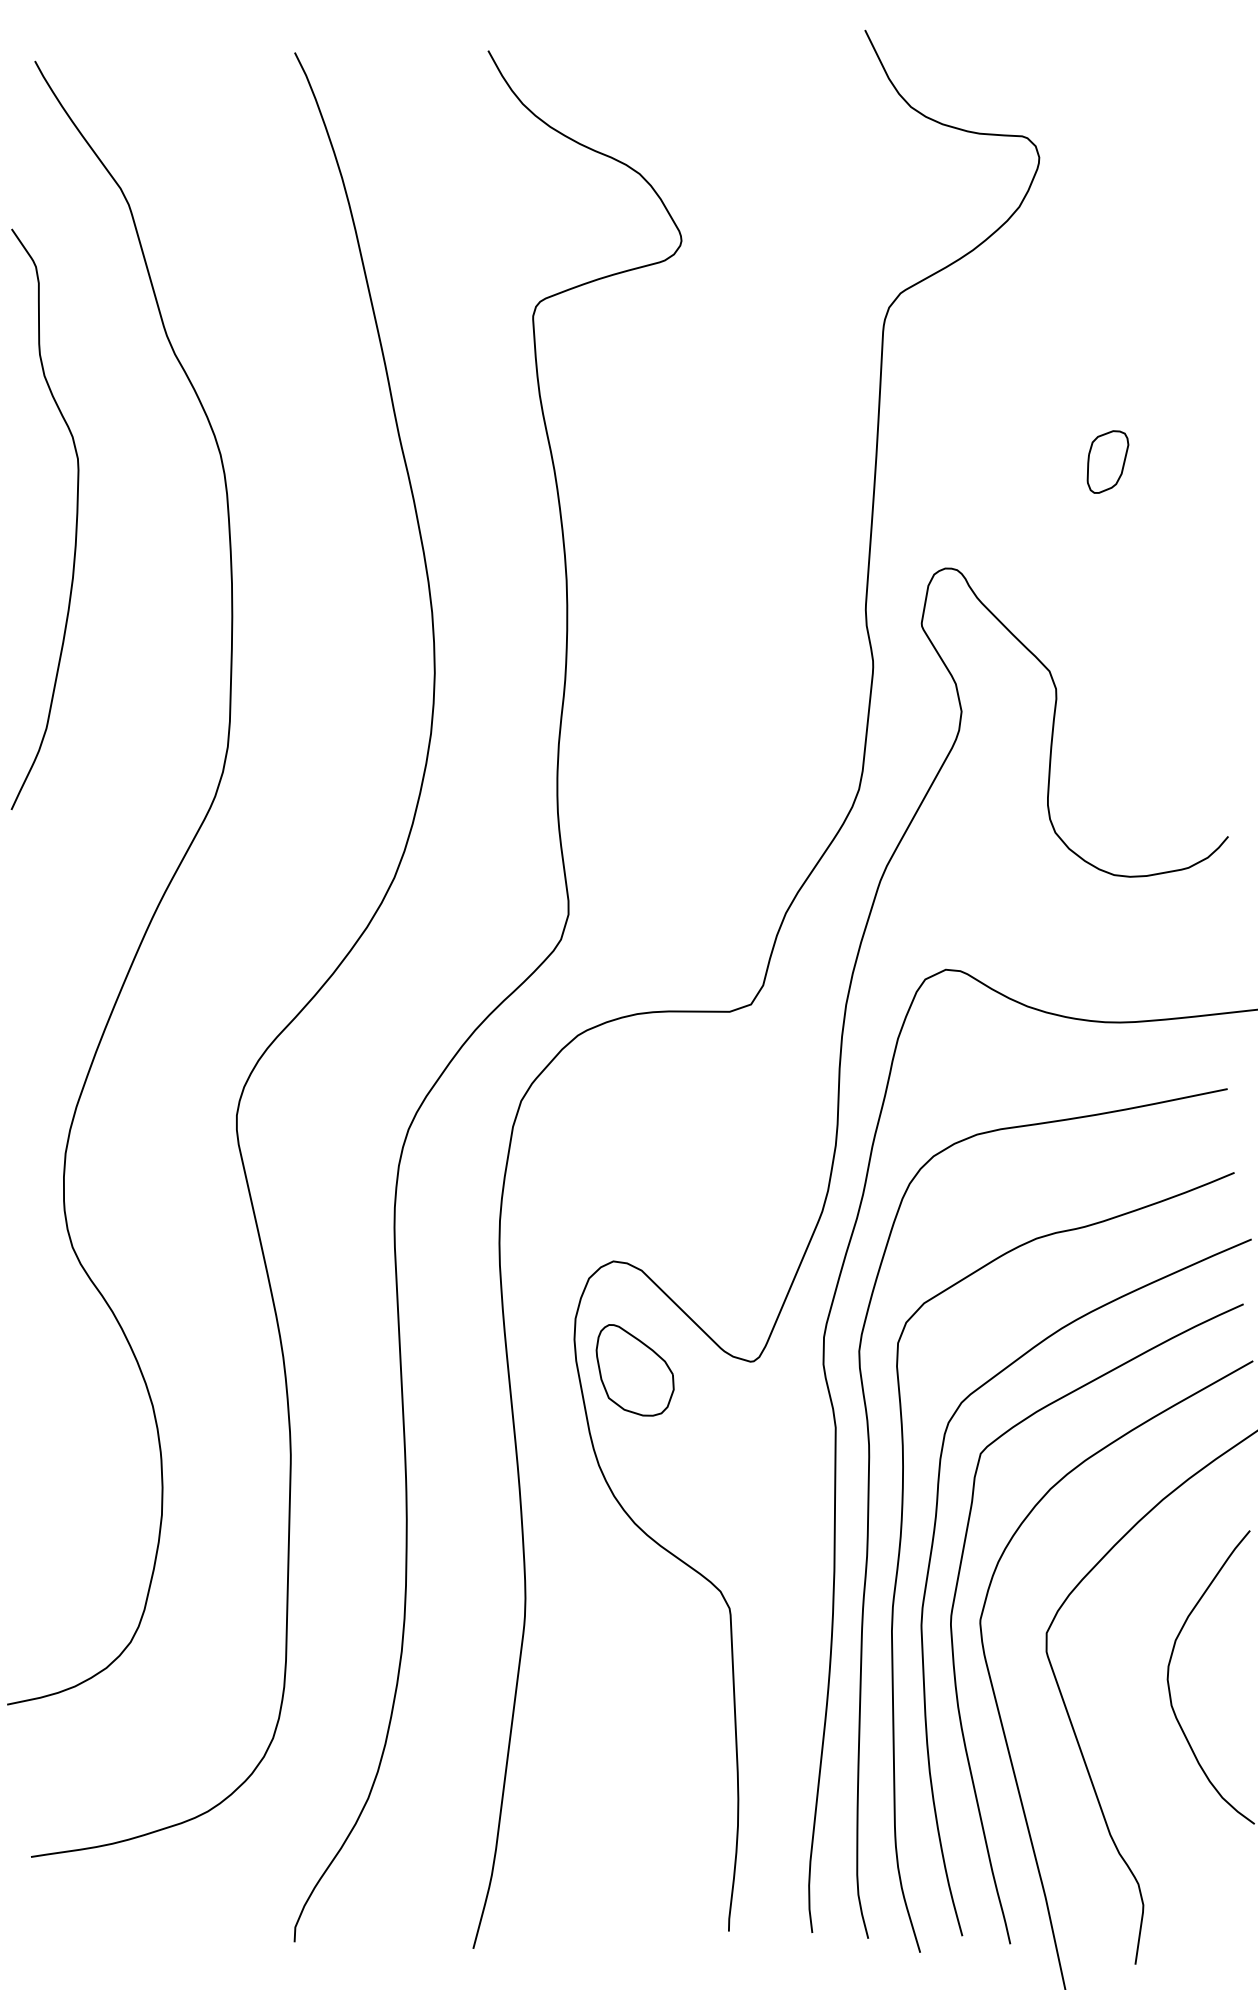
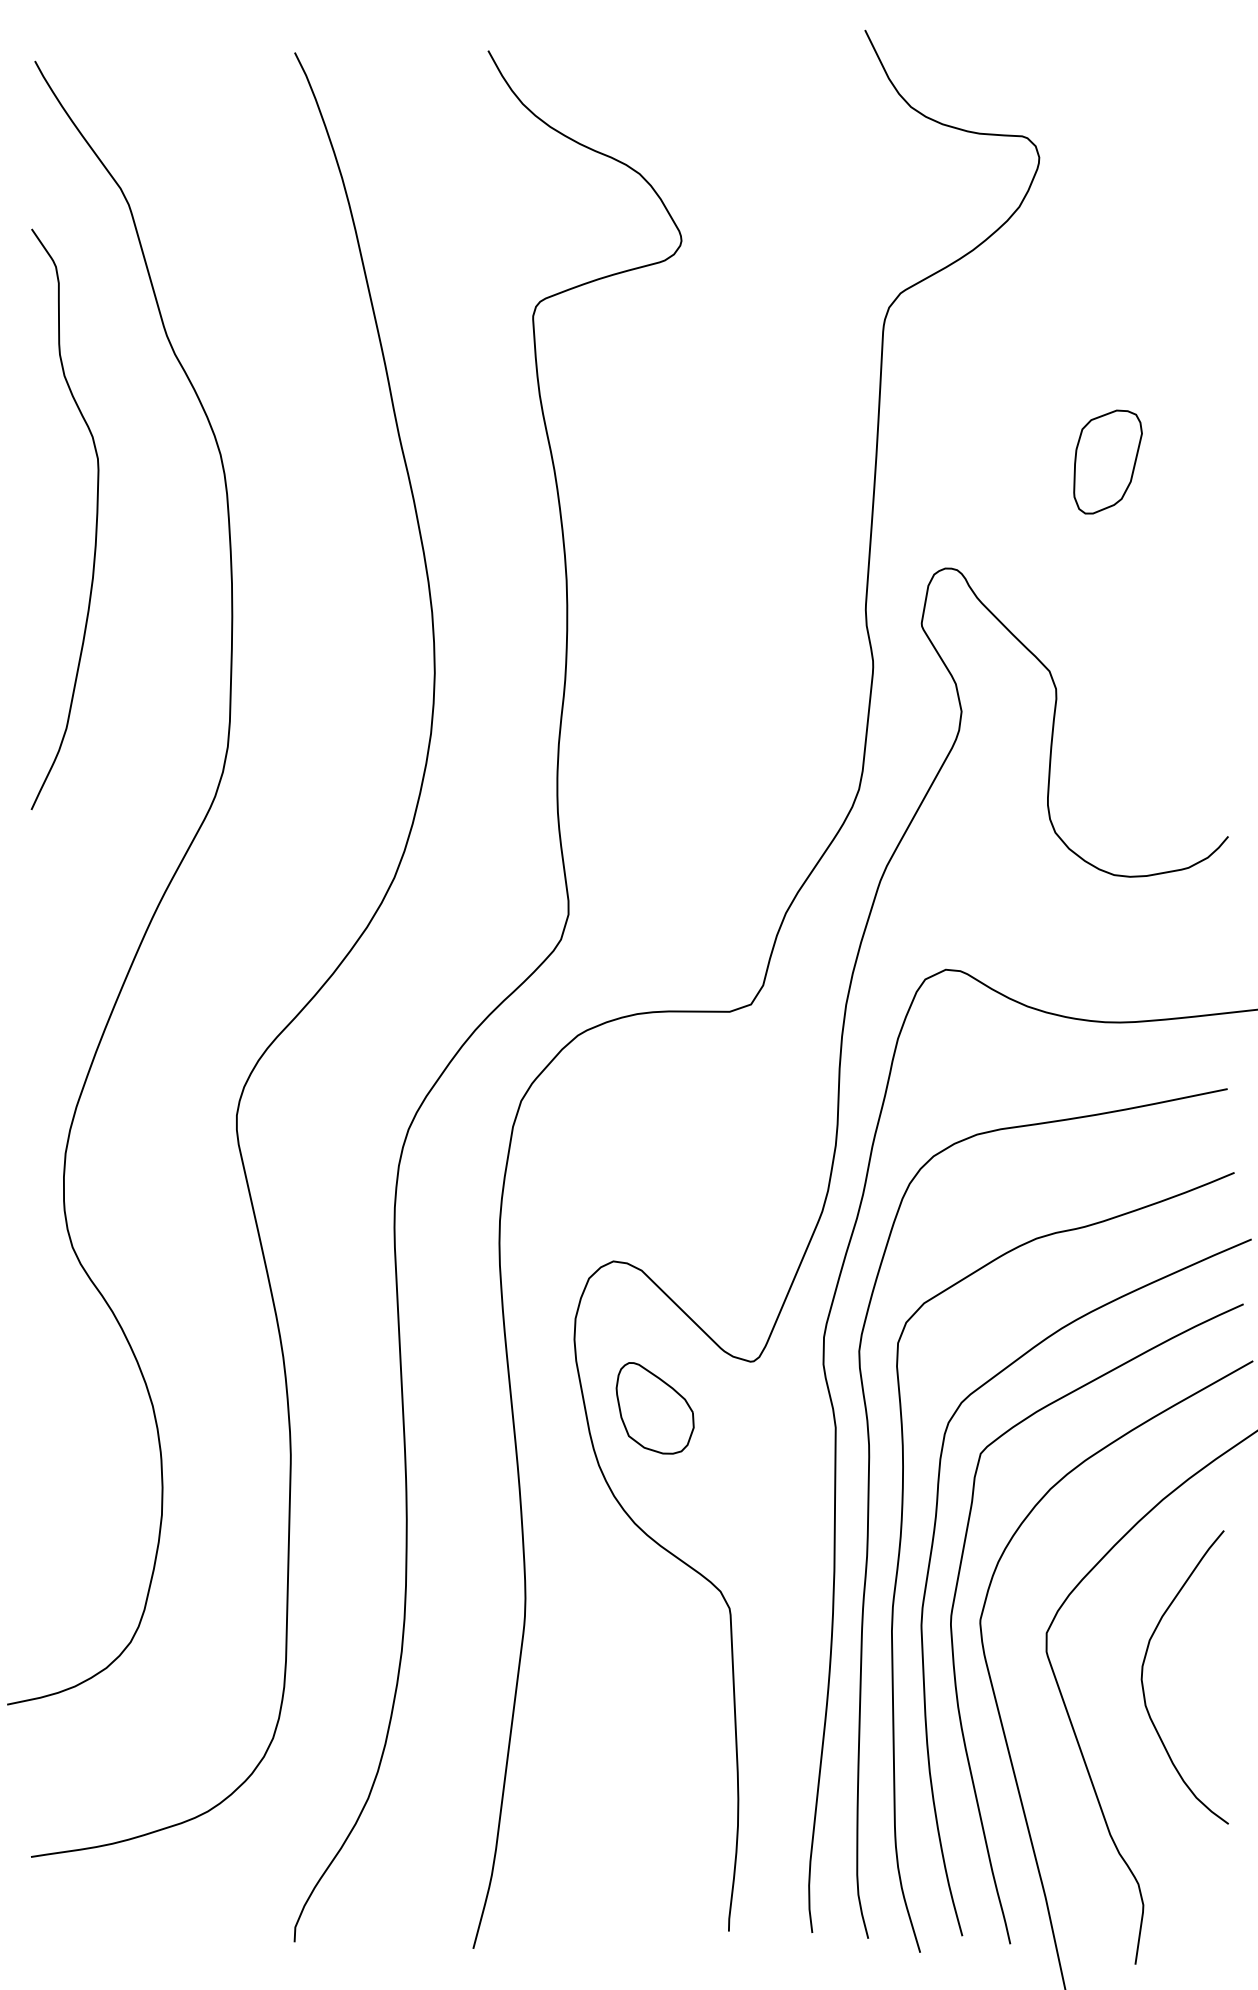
part size: 44x64 px -> 70x106 px (1107, 461)
curve position: (75, 523) -> (95, 523) (95, 523)
part position: (634, 1370) -> (654, 1408) (654, 1408)
curve position: (1169, 1671) -> (1143, 1671) (1143, 1671)
